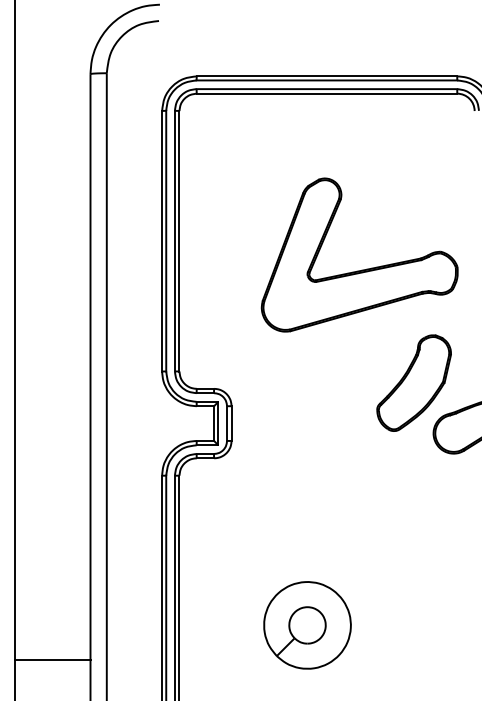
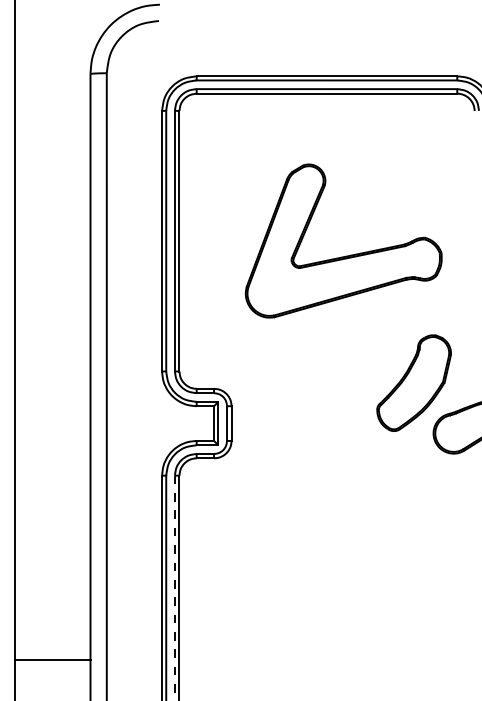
part position: (361, 269) -> (345, 255) (345, 255)
line: solid -> dashed (174, 588)
part: present -> none (307, 625)
